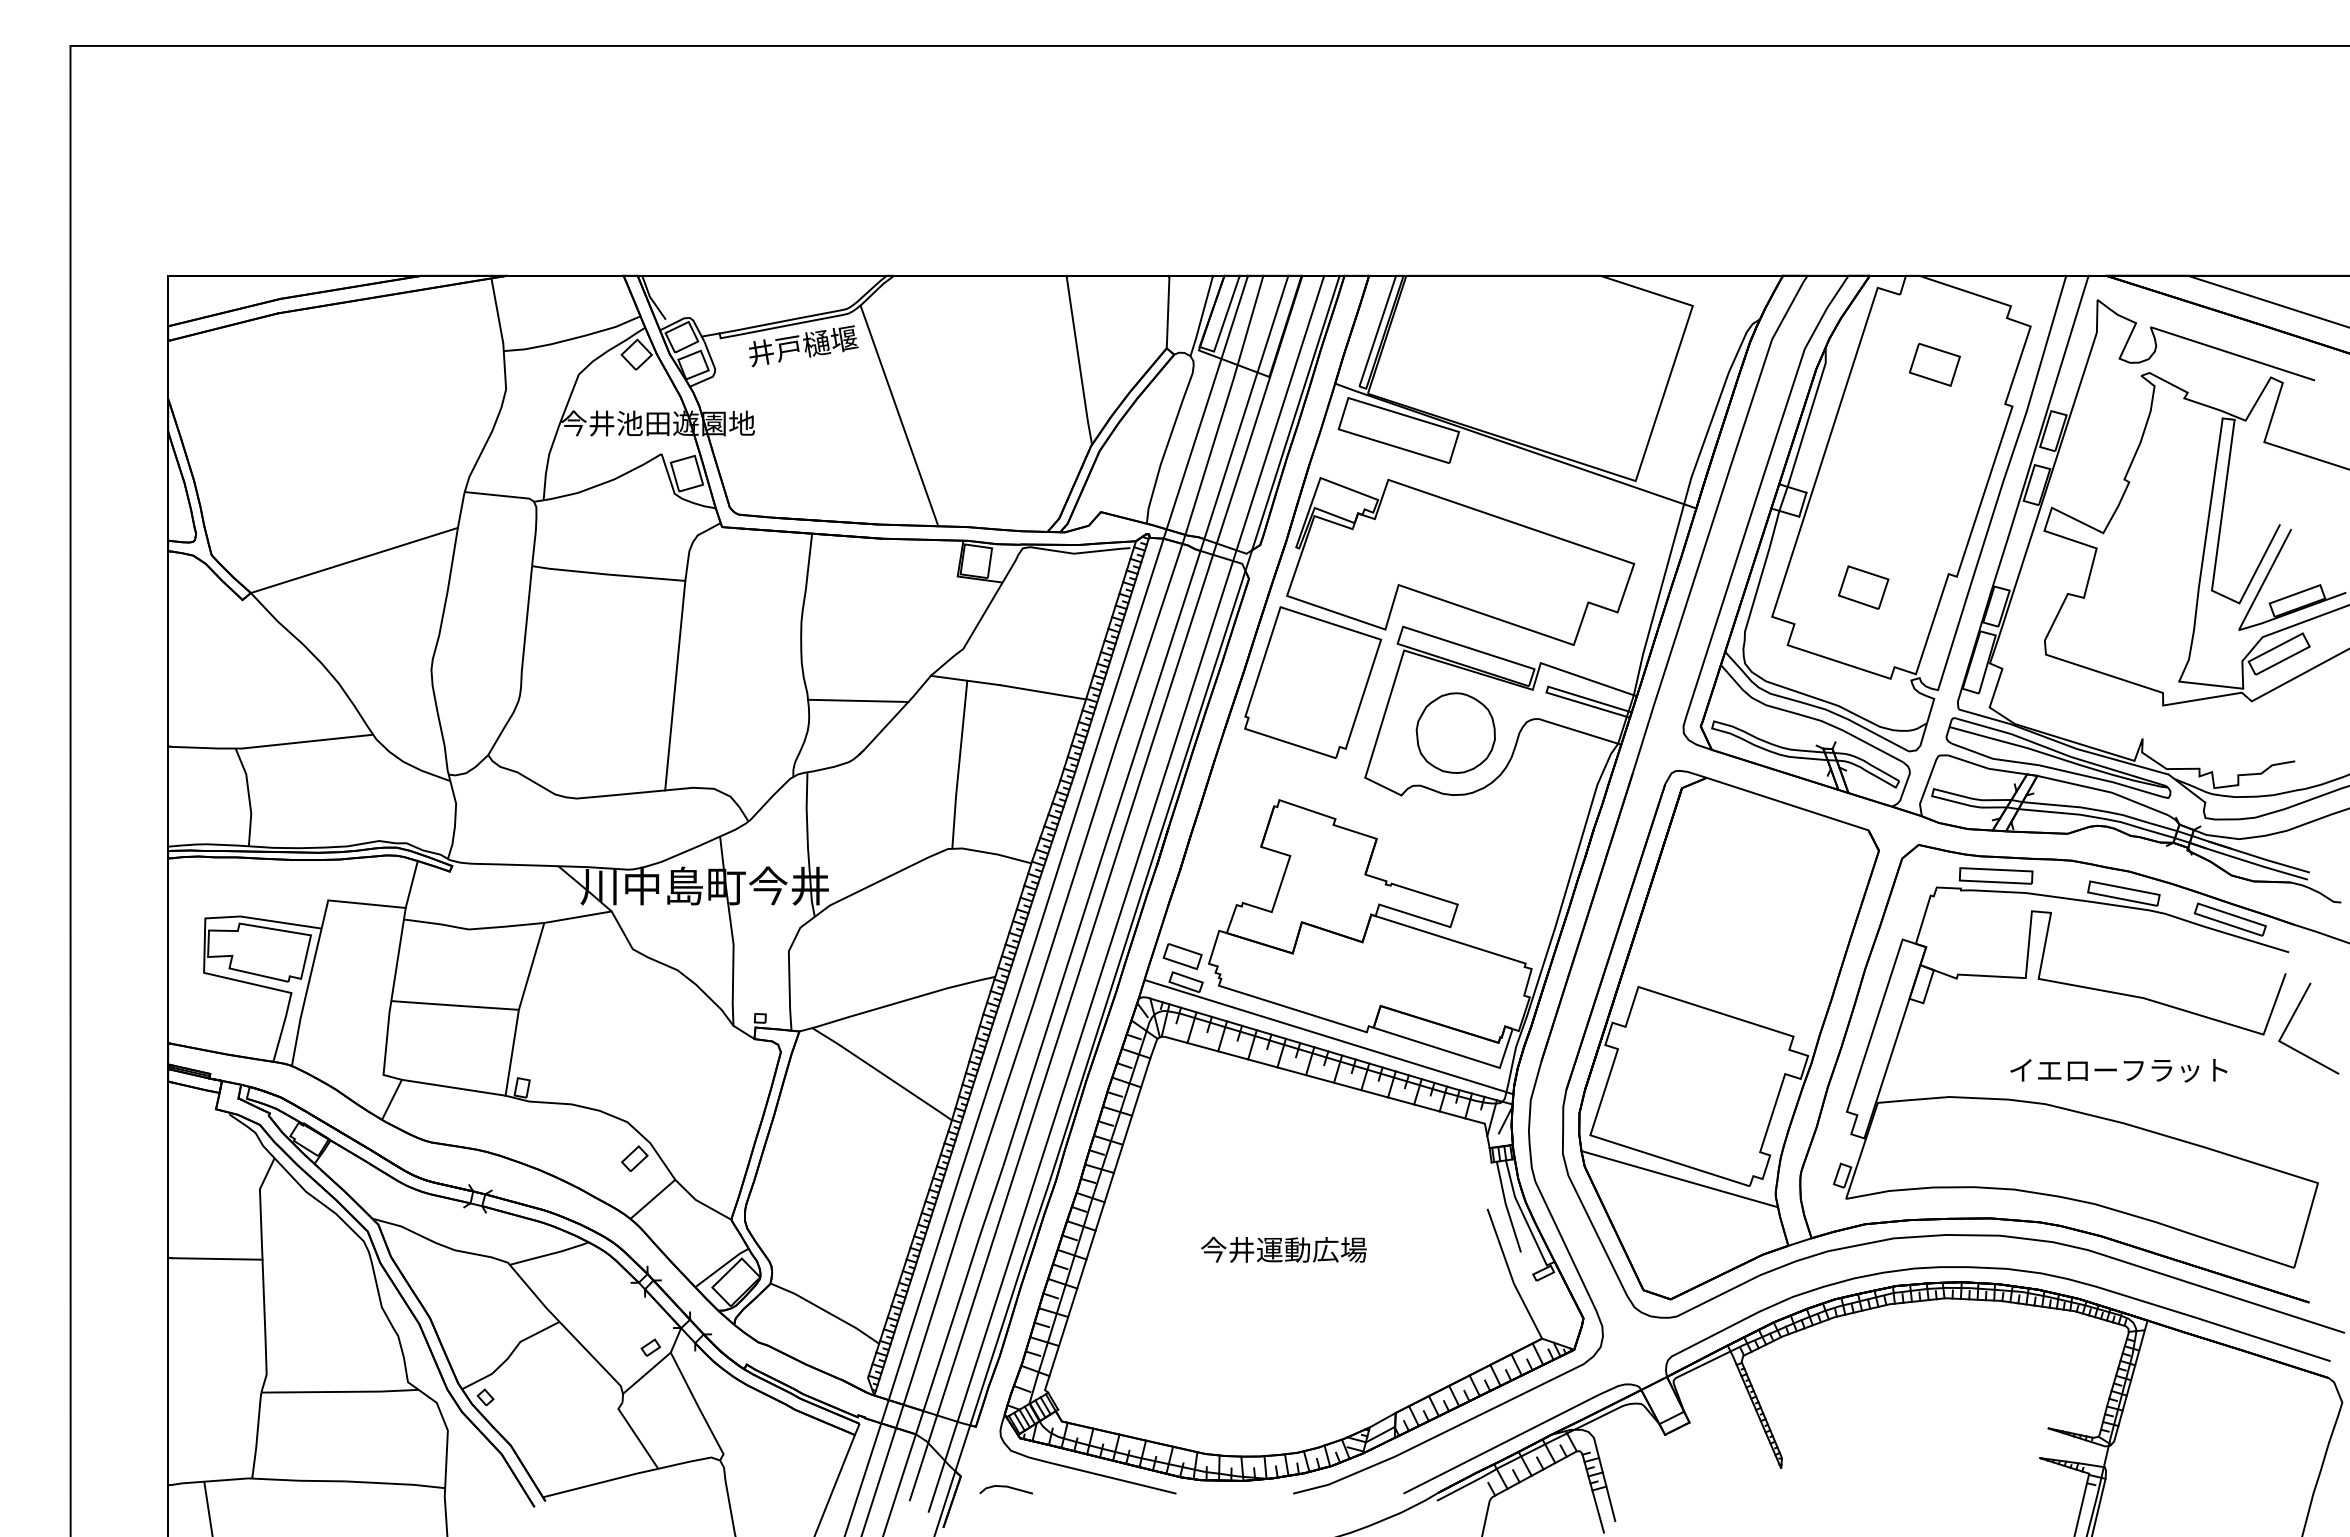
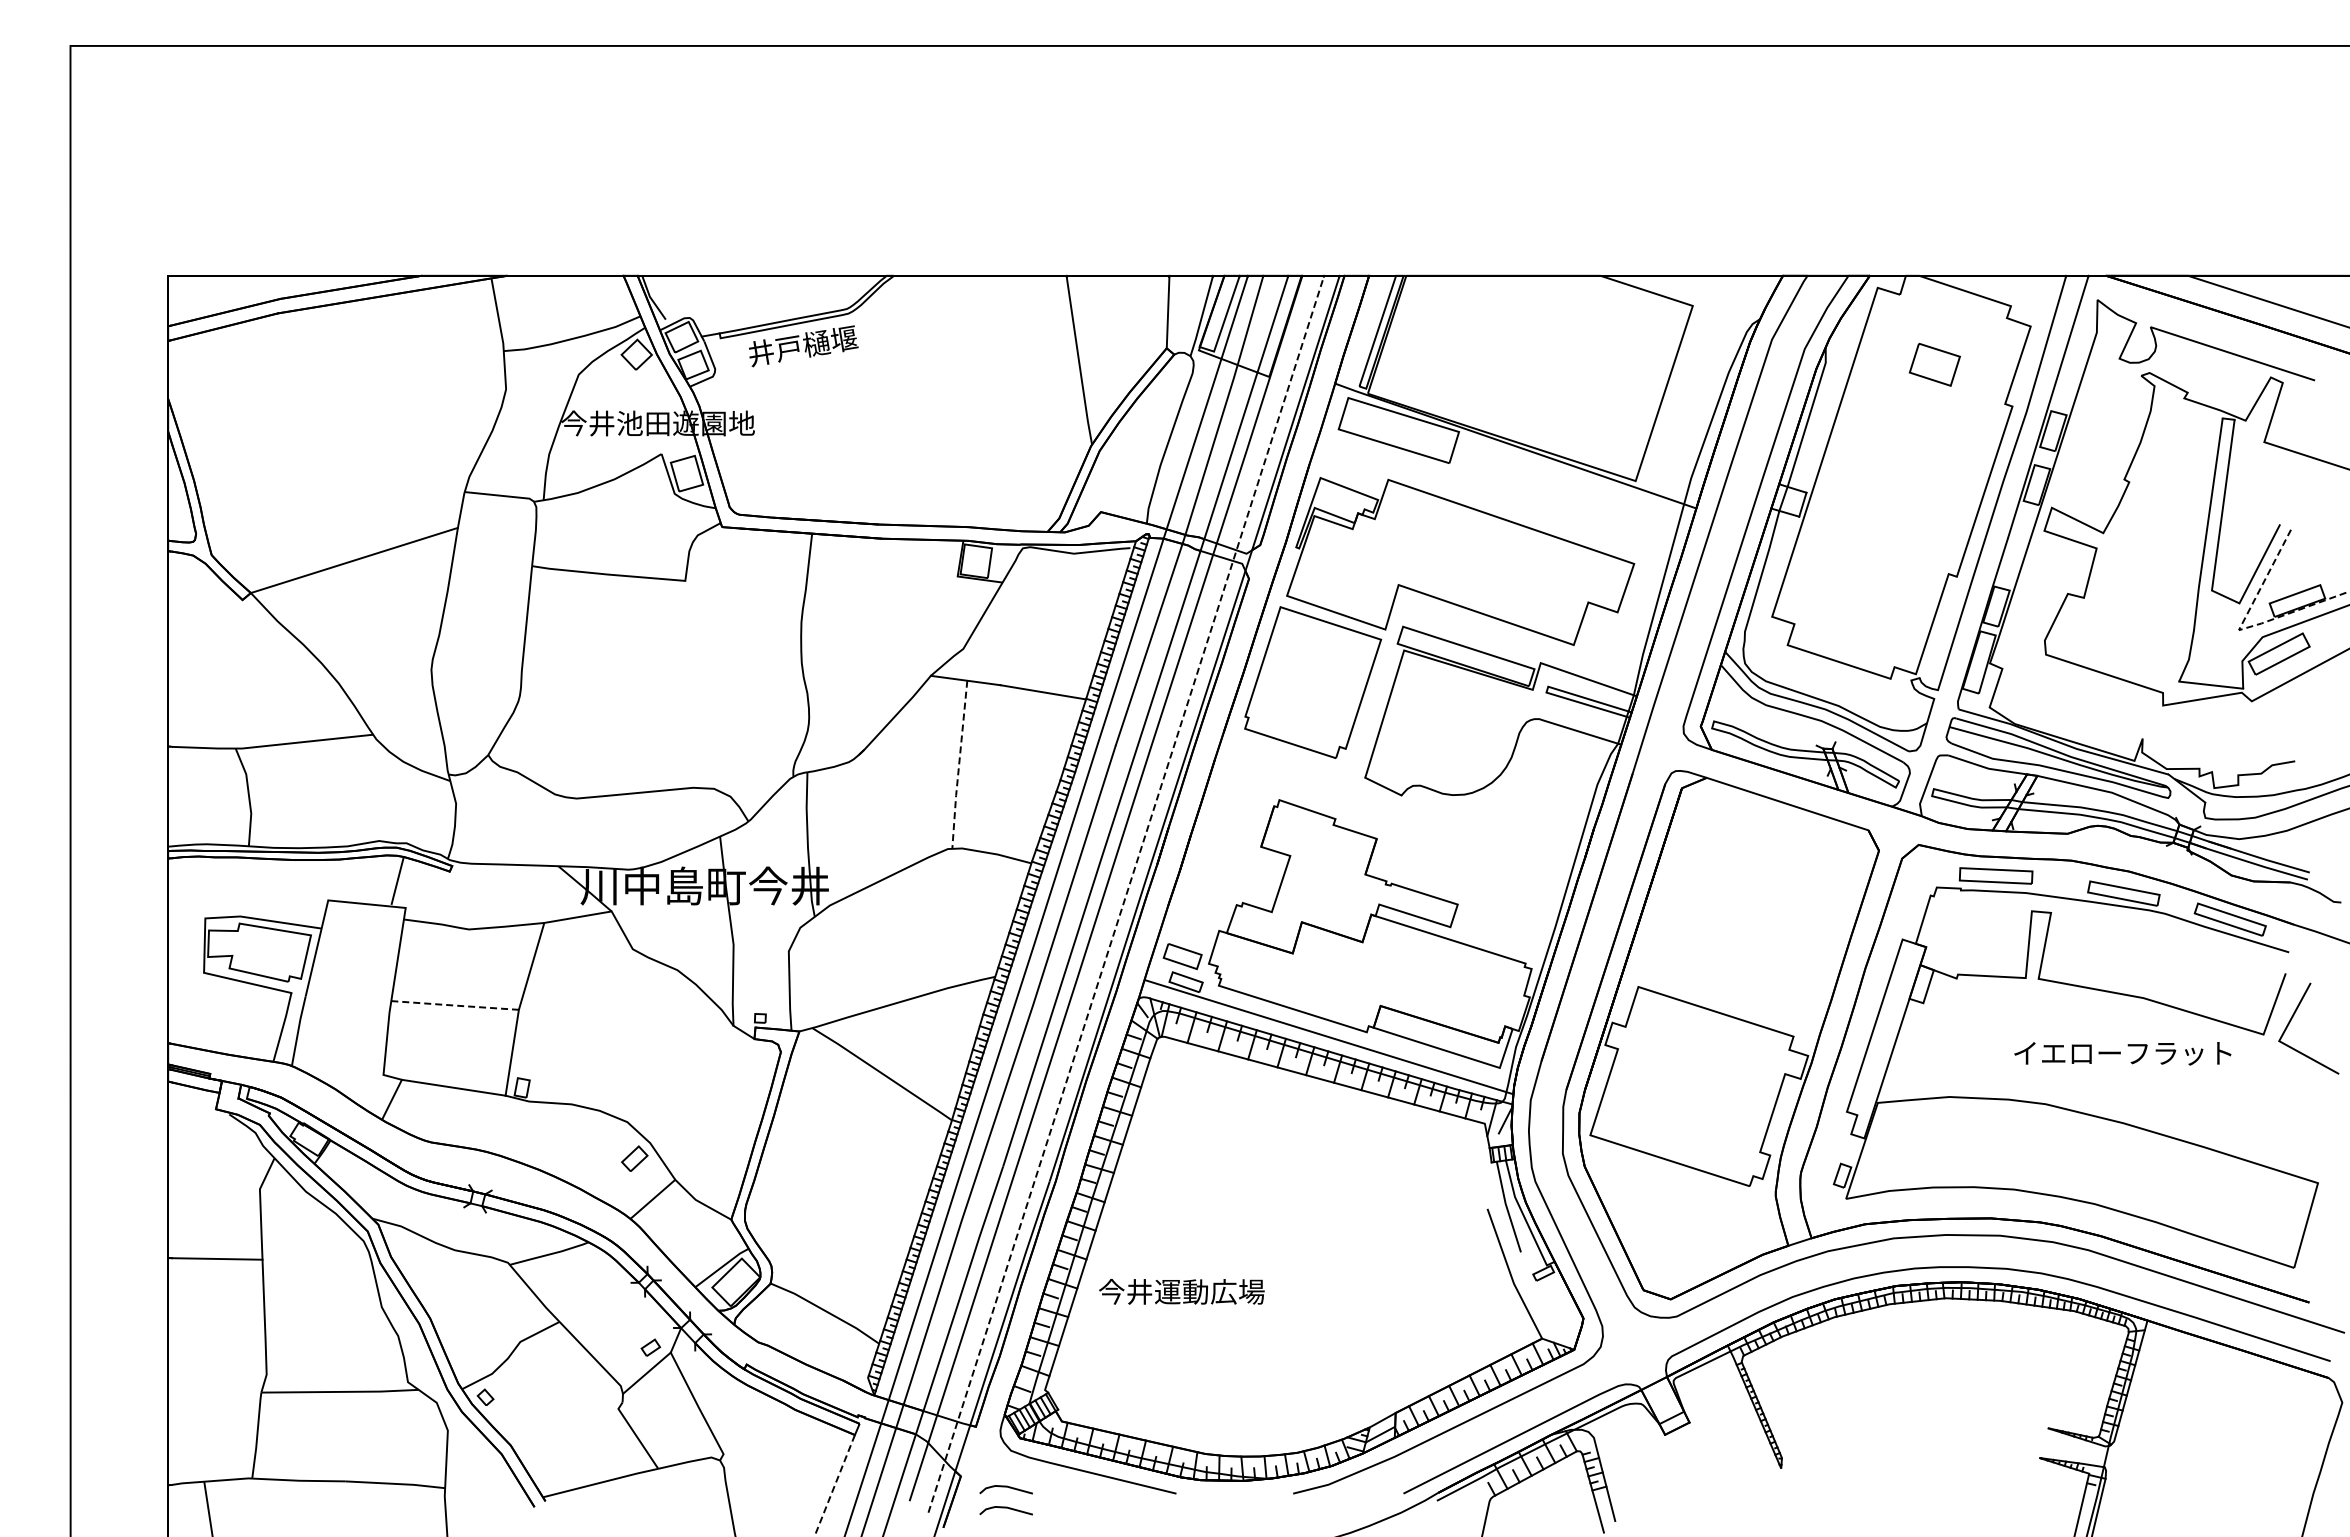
line: present -> none (899, 415)
part: present -> none (1863, 587)
line: solid -> dashed (2238, 630)
line: present -> none (675, 685)
line: present -> none (858, 700)
part: present -> none (1455, 732)
line: solid -> dashed (959, 765)
line position: (411, 884) -> (397, 880) (397, 880)
line: solid -> dashed (1126, 894)
line: solid -> dashed (455, 1005)
text position: (2118, 1070) -> (2122, 1053) (2122, 1053)
line: present -> none (1679, 1179)
text position: (1283, 1249) -> (1181, 1291) (1181, 1291)
line: solid -> dashed (834, 1486)
curve: none -> present (1005, 1508)
